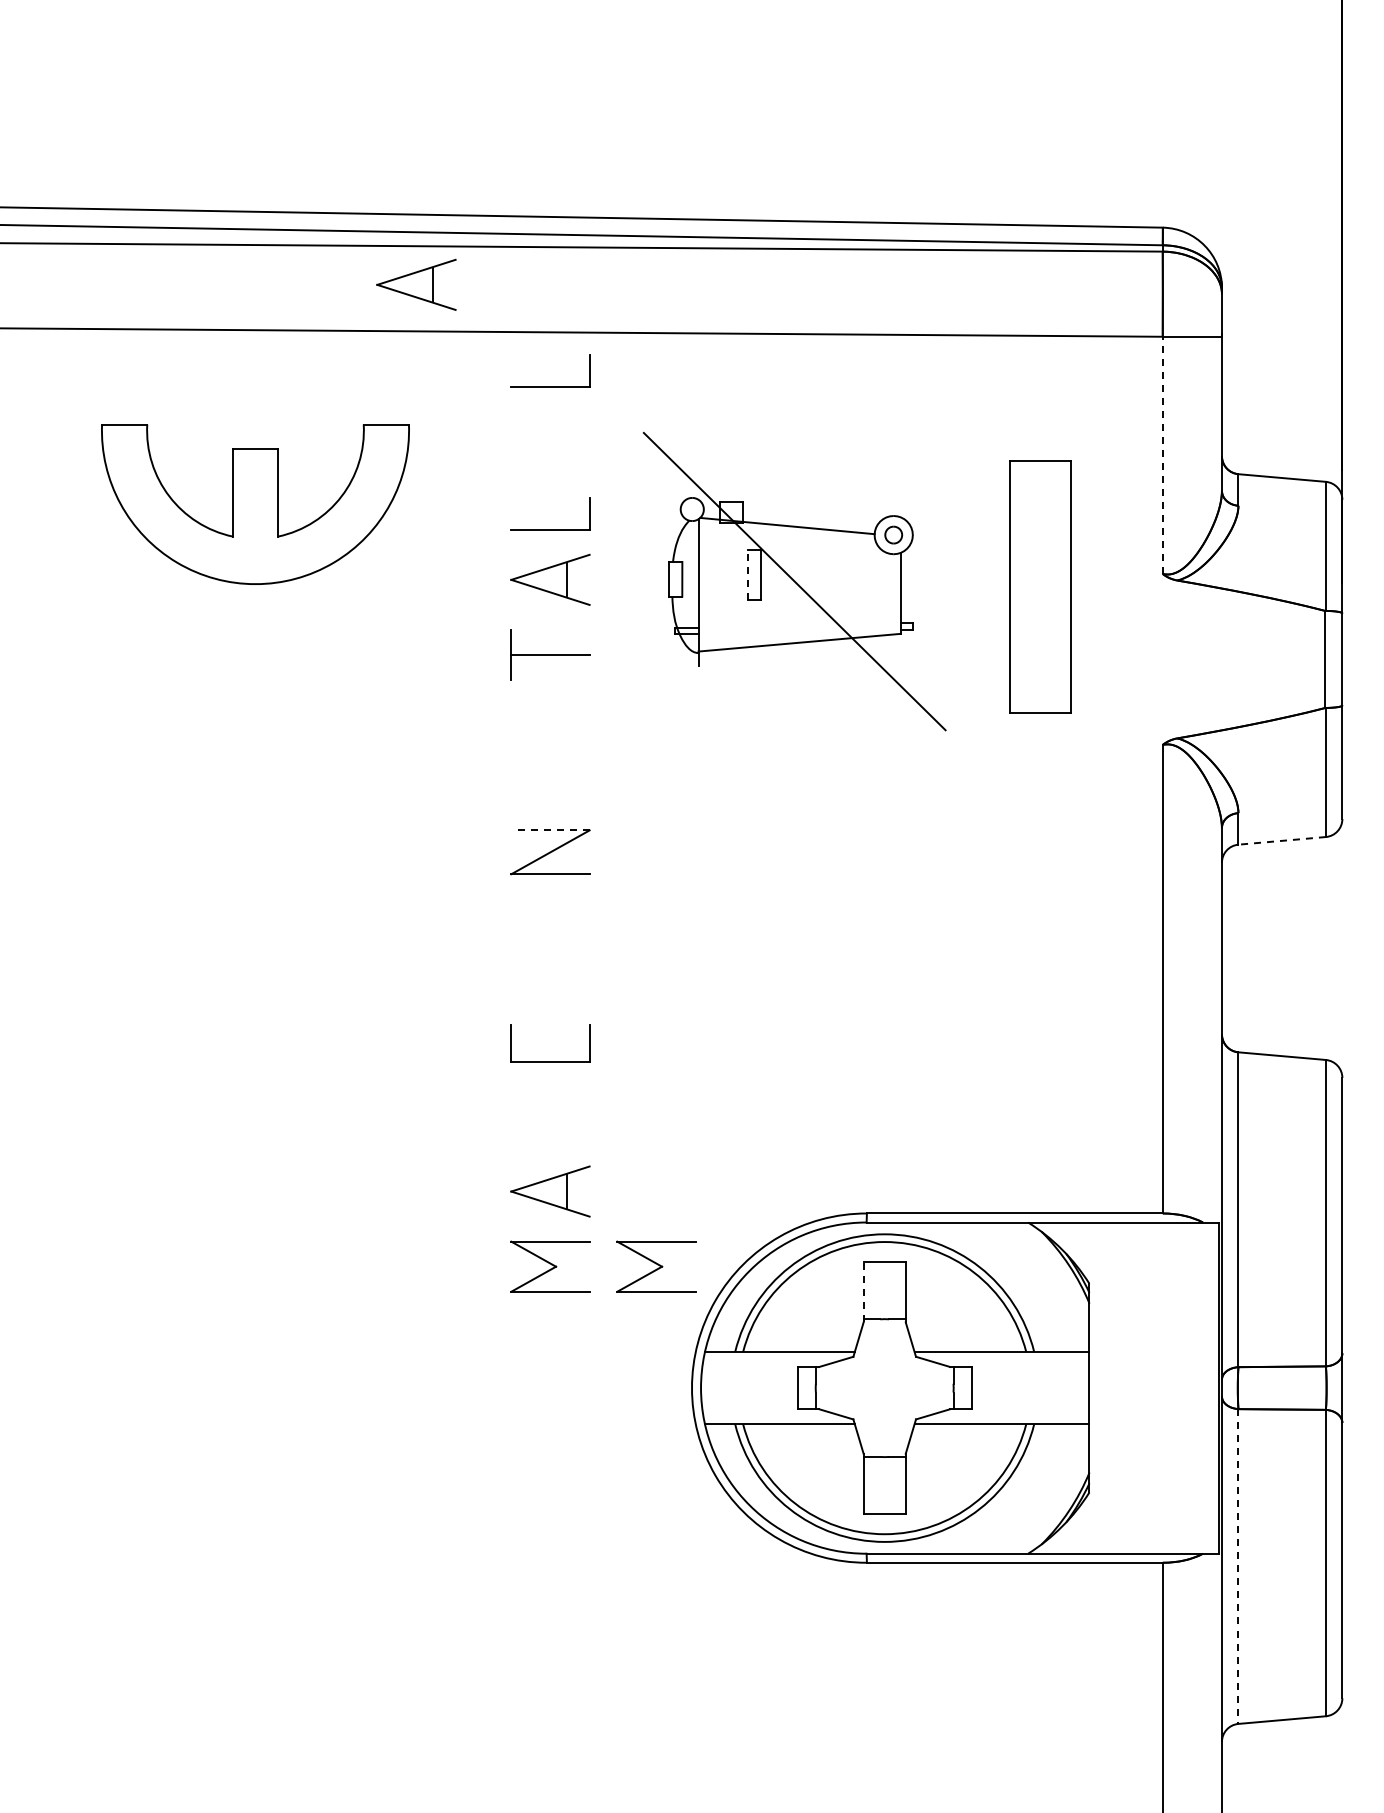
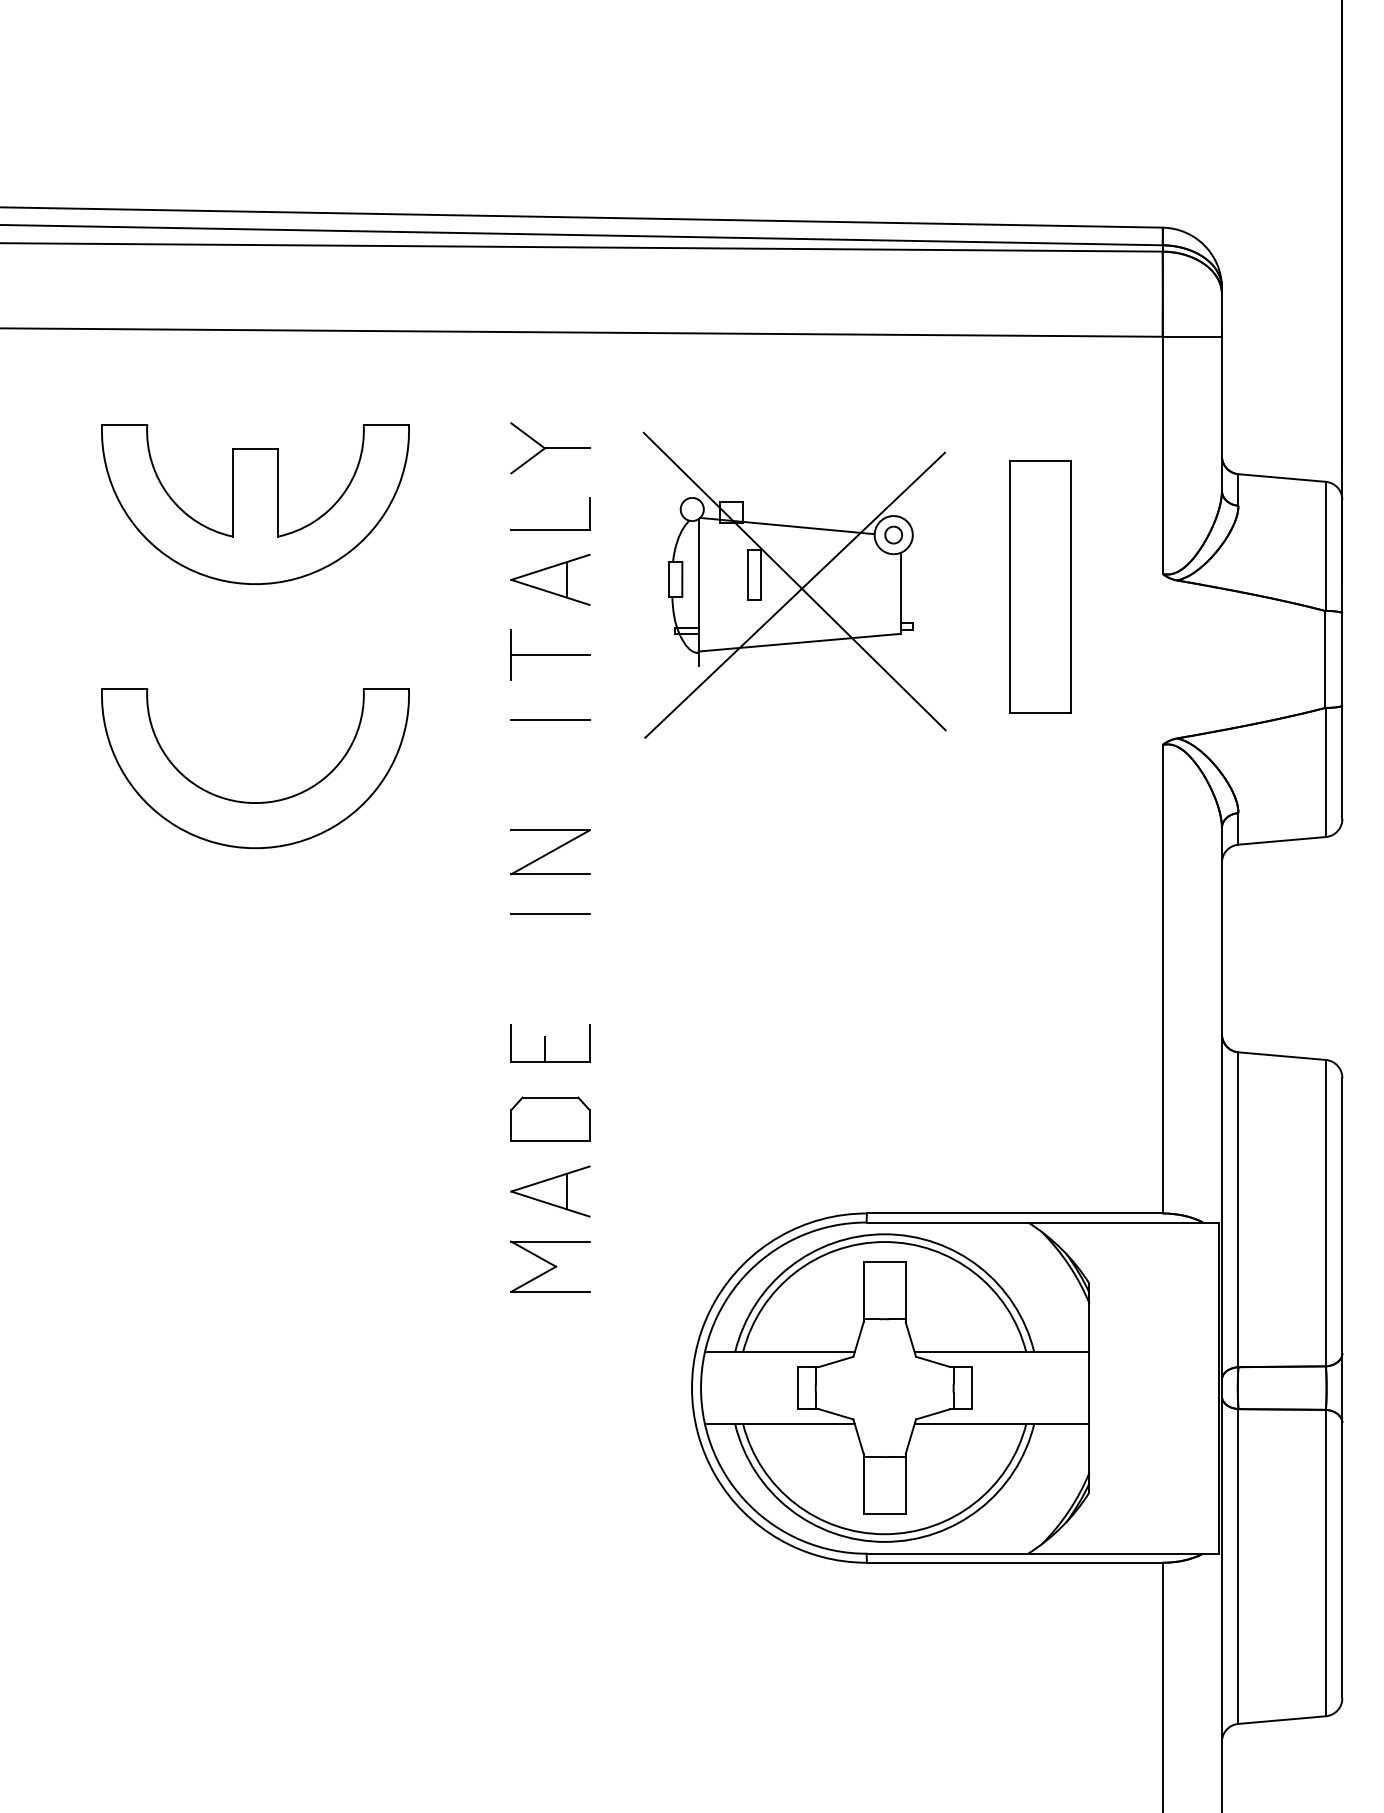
part: present -> none (416, 284)
part: present -> none (550, 386)
part: none -> present (550, 448)
line: dashed -> solid (1162, 455)
line: dashed -> solid (748, 575)
line: none -> present (794, 594)
line: none -> present (550, 719)
part: none -> present (248, 801)
line: dashed -> solid (549, 830)
line: dashed -> solid (1282, 840)
line: none -> present (550, 913)
line: none -> present (544, 1049)
part: none -> present (550, 1118)
part: present -> none (656, 1266)
line: dashed -> solid (863, 1291)
line: dashed -> solid (1238, 1567)
